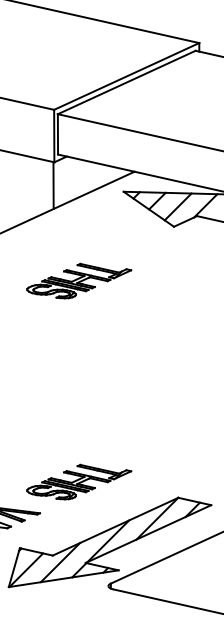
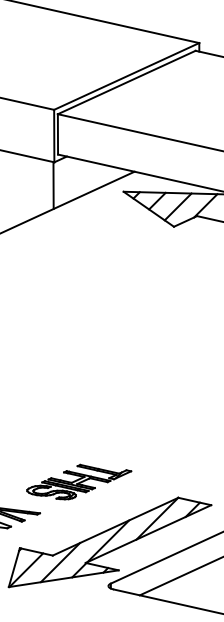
part: present -> none (79, 280)
line: none -> present (179, 576)
